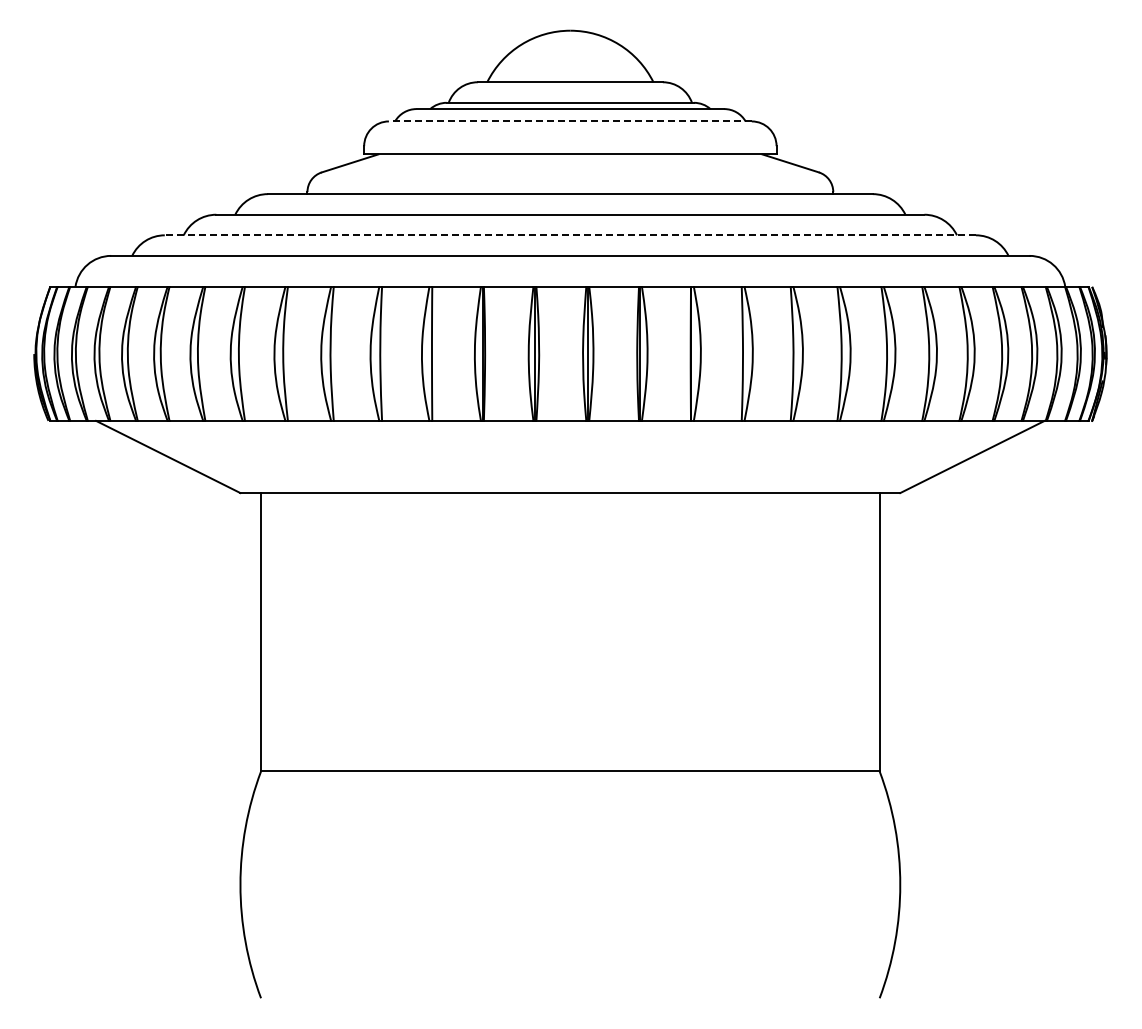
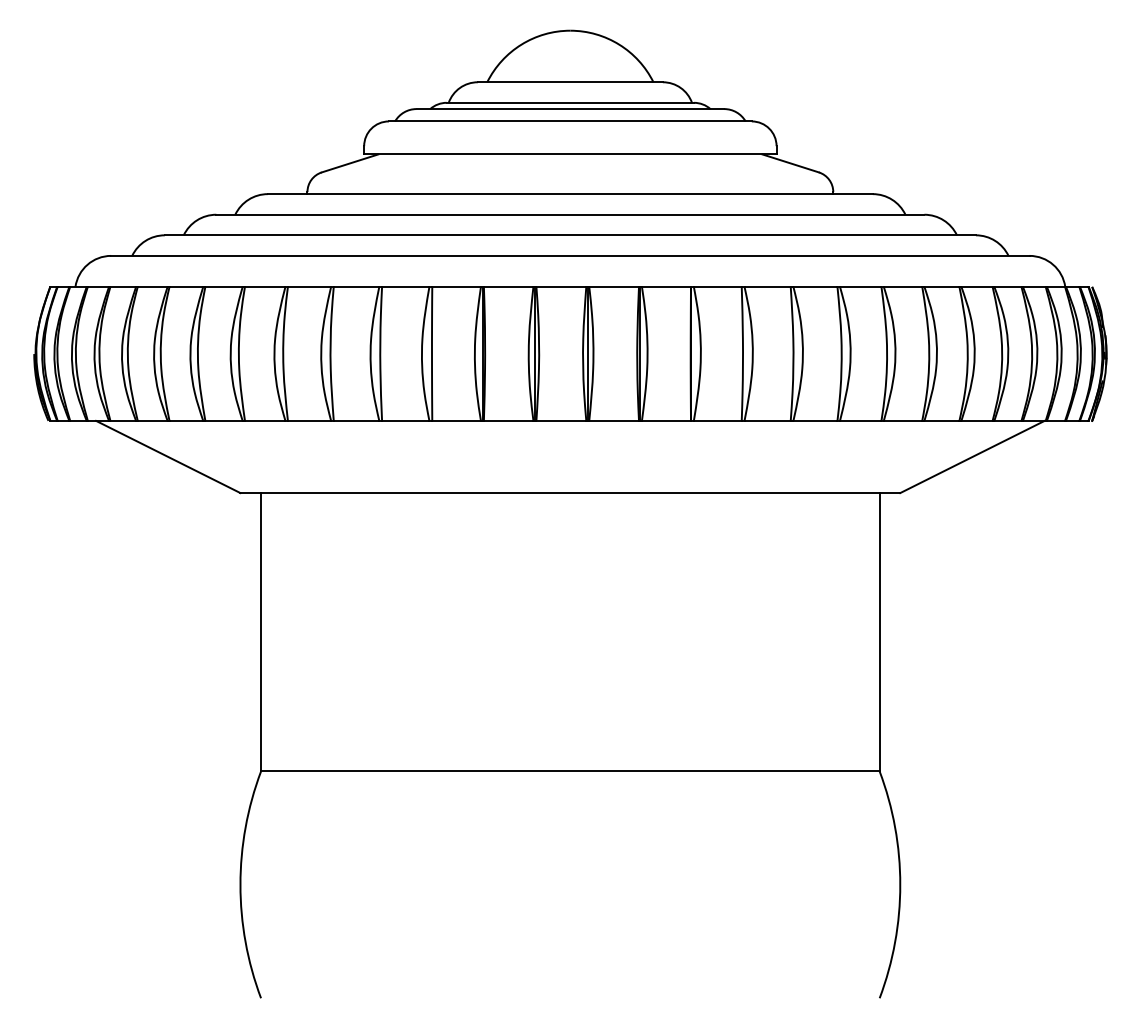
line: dashed -> solid (569, 121)
line: dashed -> solid (570, 235)
